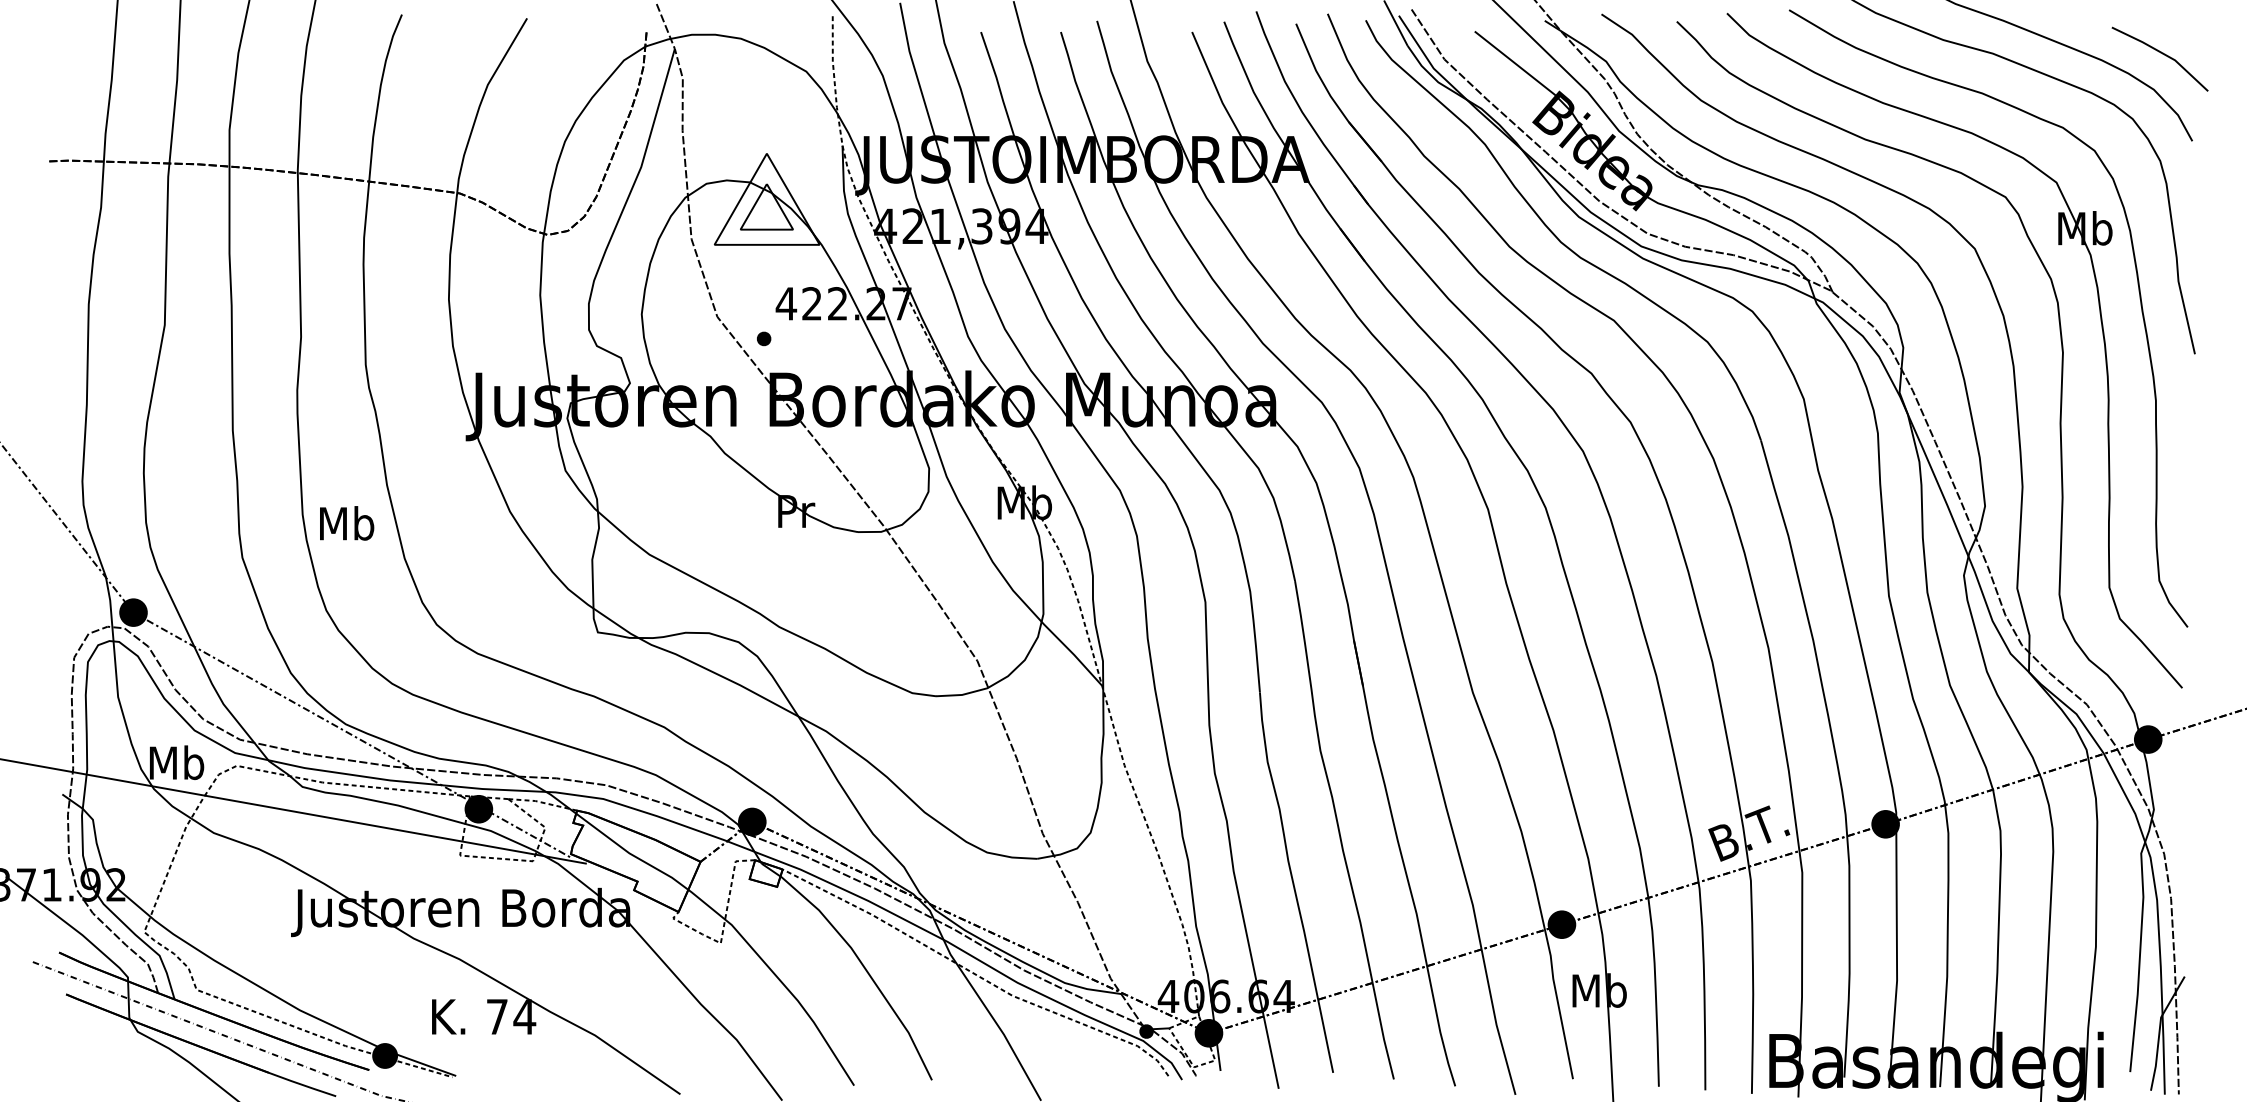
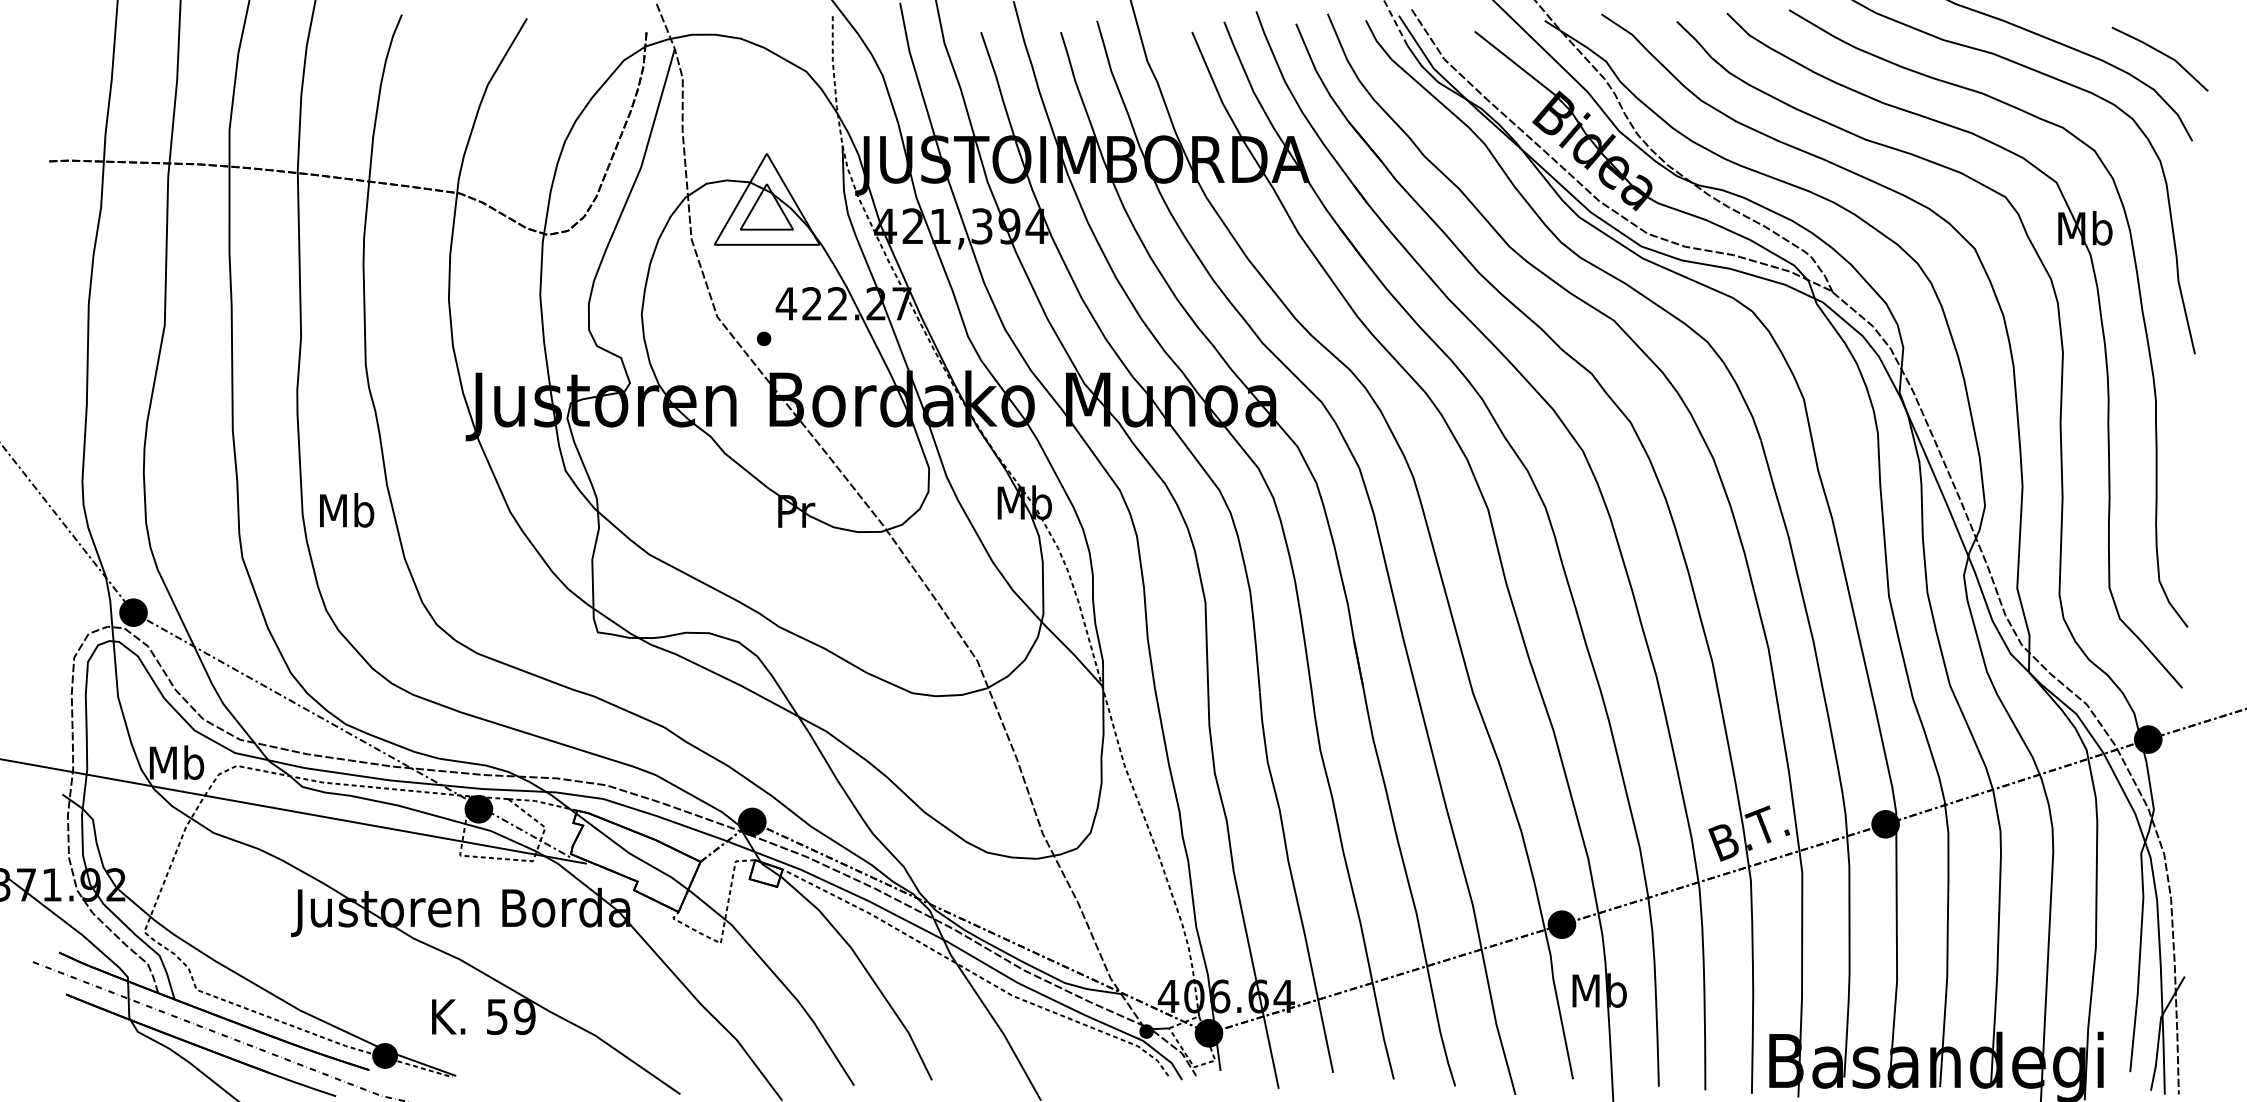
line: solid -> dashed (1395, 23)
text position: (347, 523) -> (347, 510) (347, 510)
text: 74 -> 59 (511, 1016)
